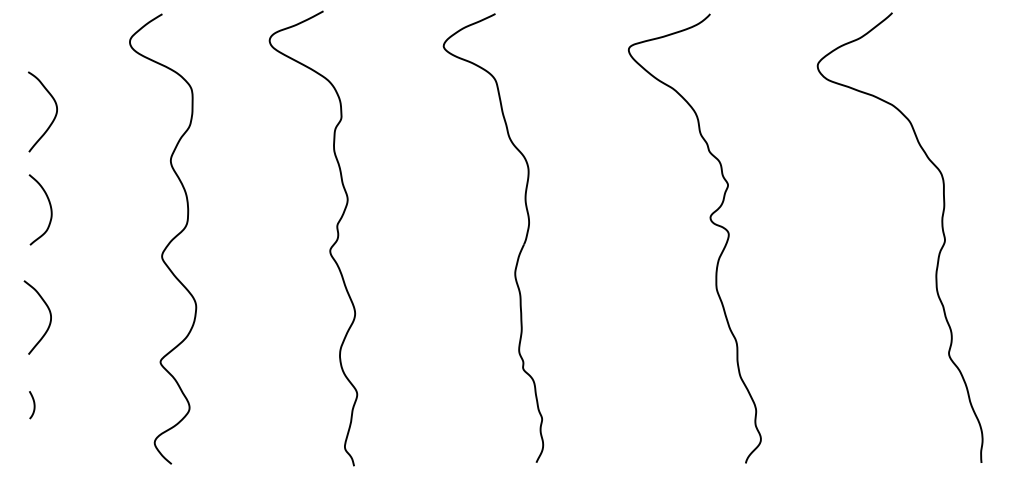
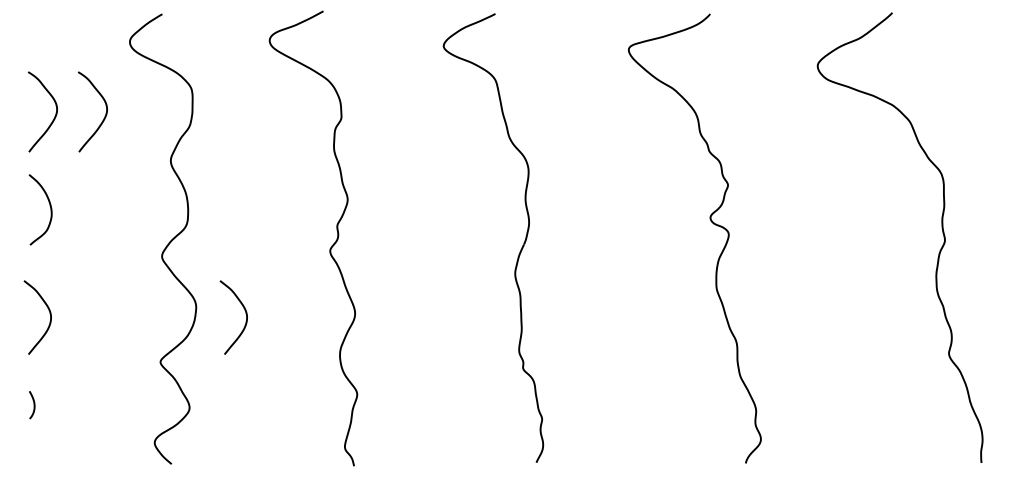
curve: none -> present (104, 116)
curve: none -> present (245, 314)
